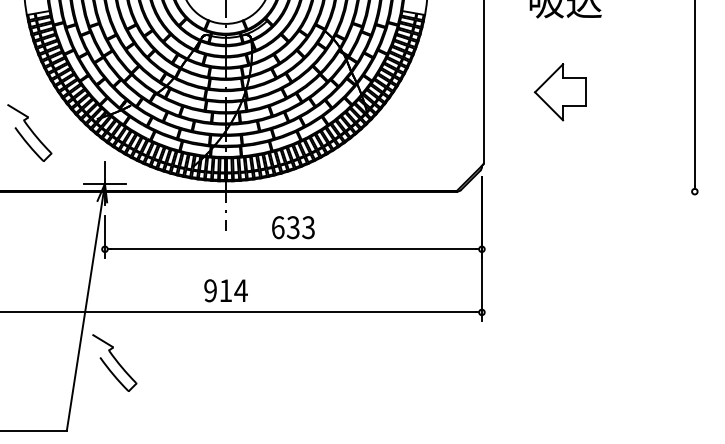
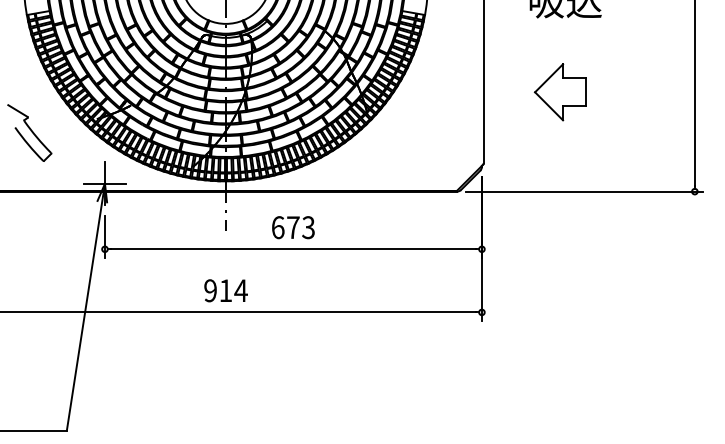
line: none -> present (584, 191)
text: 633 -> 673 (292, 227)
part: present -> none (114, 362)
